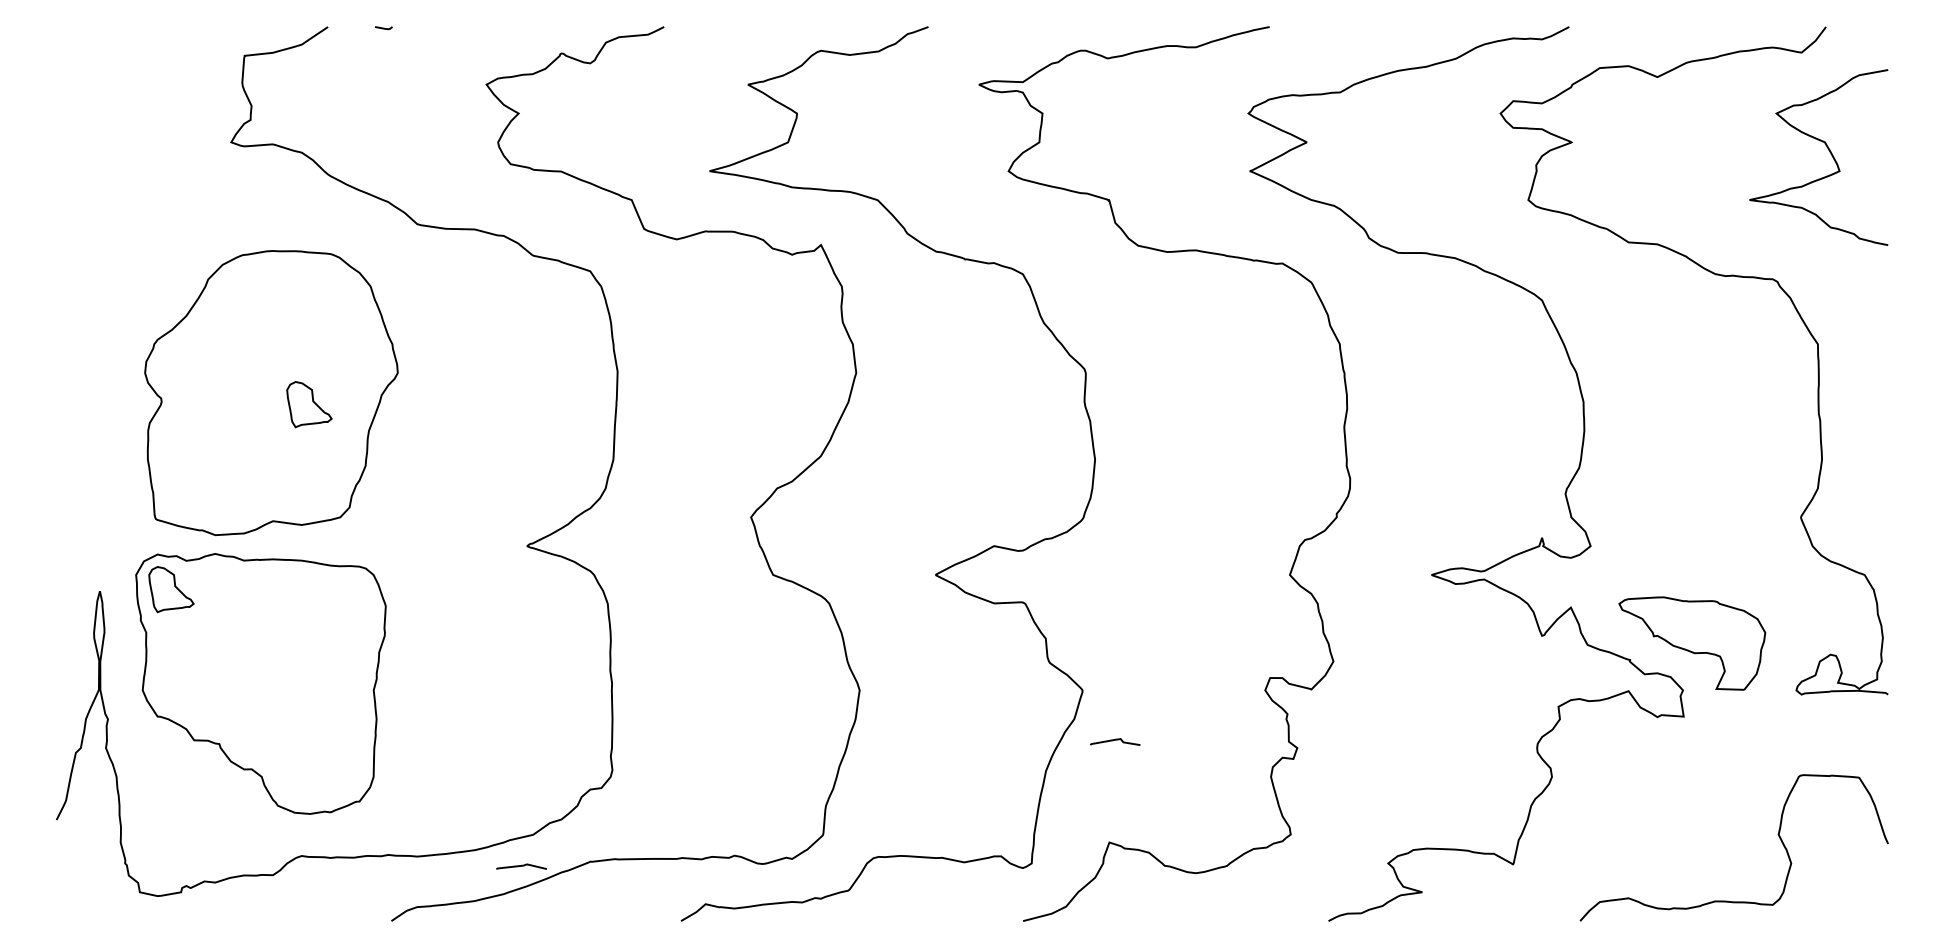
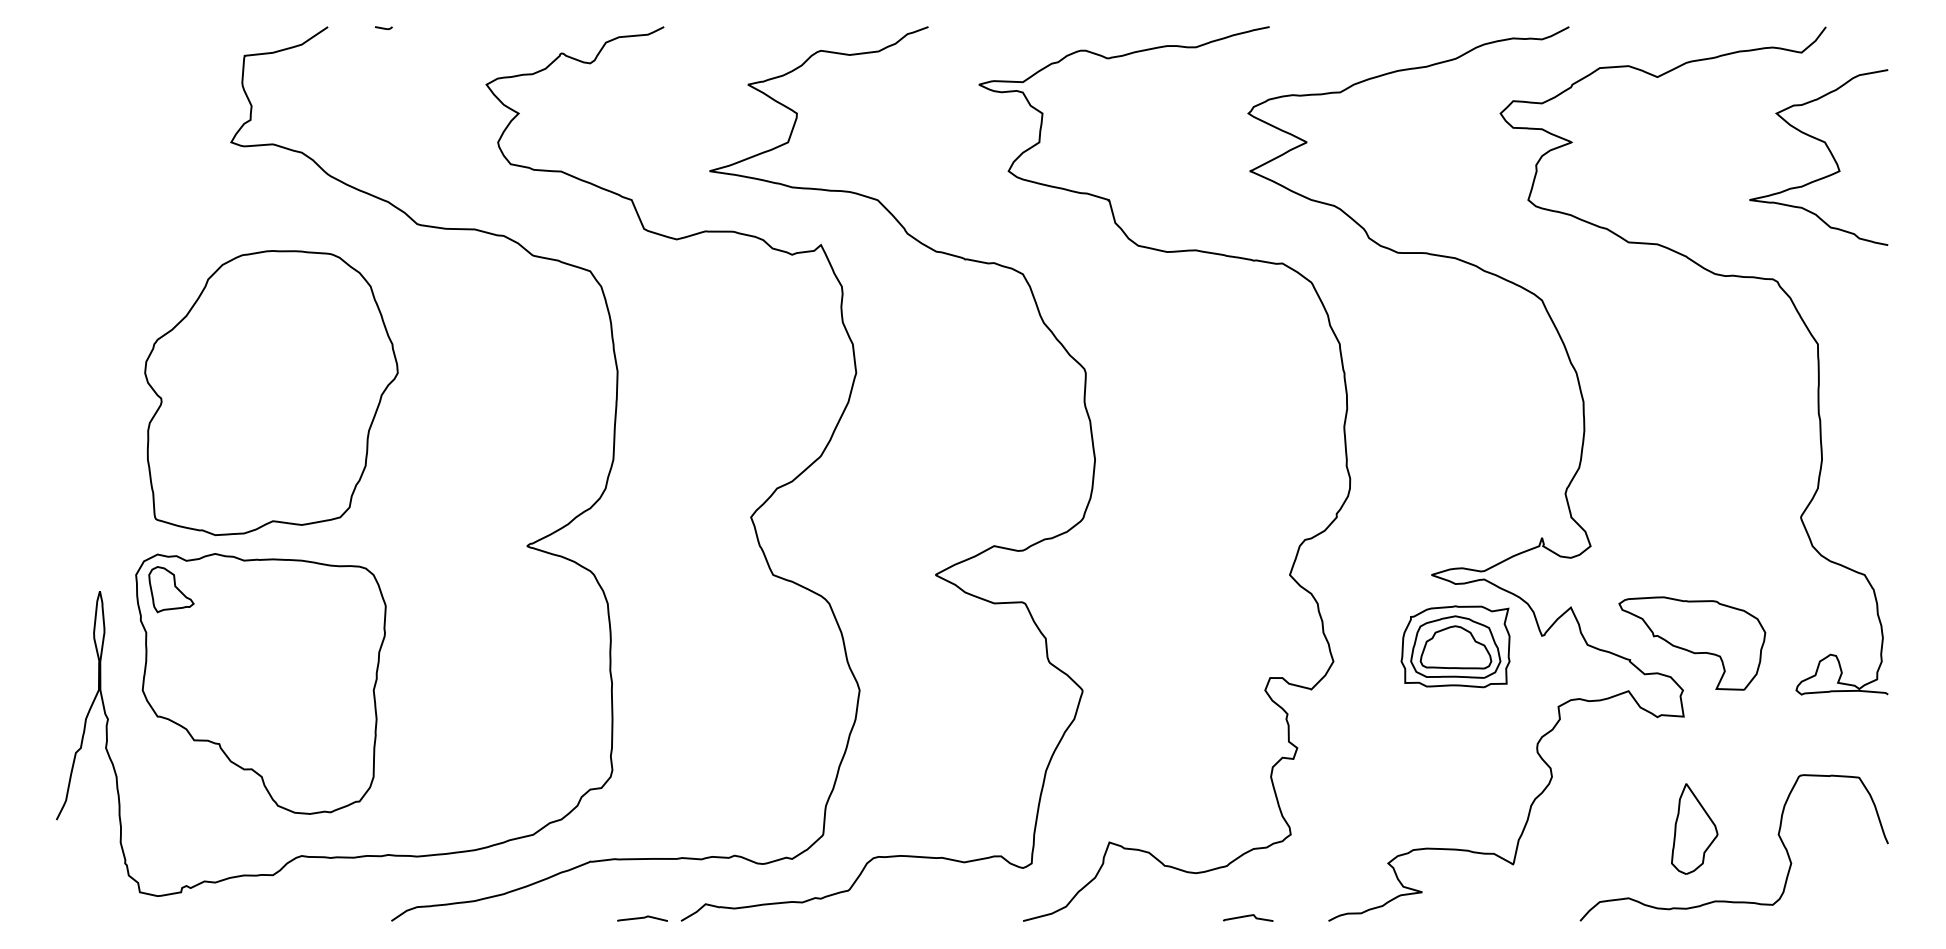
part: present -> none (309, 404)
part: none -> present (1455, 646)
curve position: (1115, 740) -> (1248, 916) (1248, 916)
part: none -> present (1694, 828)
curve position: (521, 866) -> (642, 918) (642, 918)
